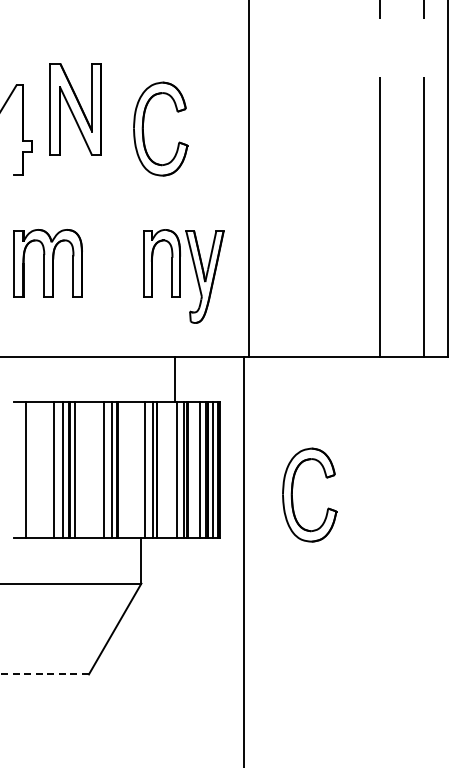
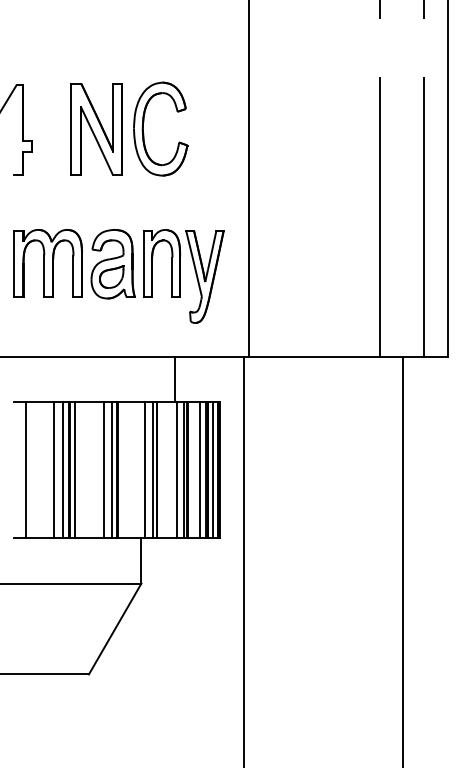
part position: (75, 109) -> (96, 129) (96, 129)
part: none -> present (112, 264)
part: present -> none (293, 499)
line: none -> present (402, 560)
line: dashed -> solid (44, 674)
